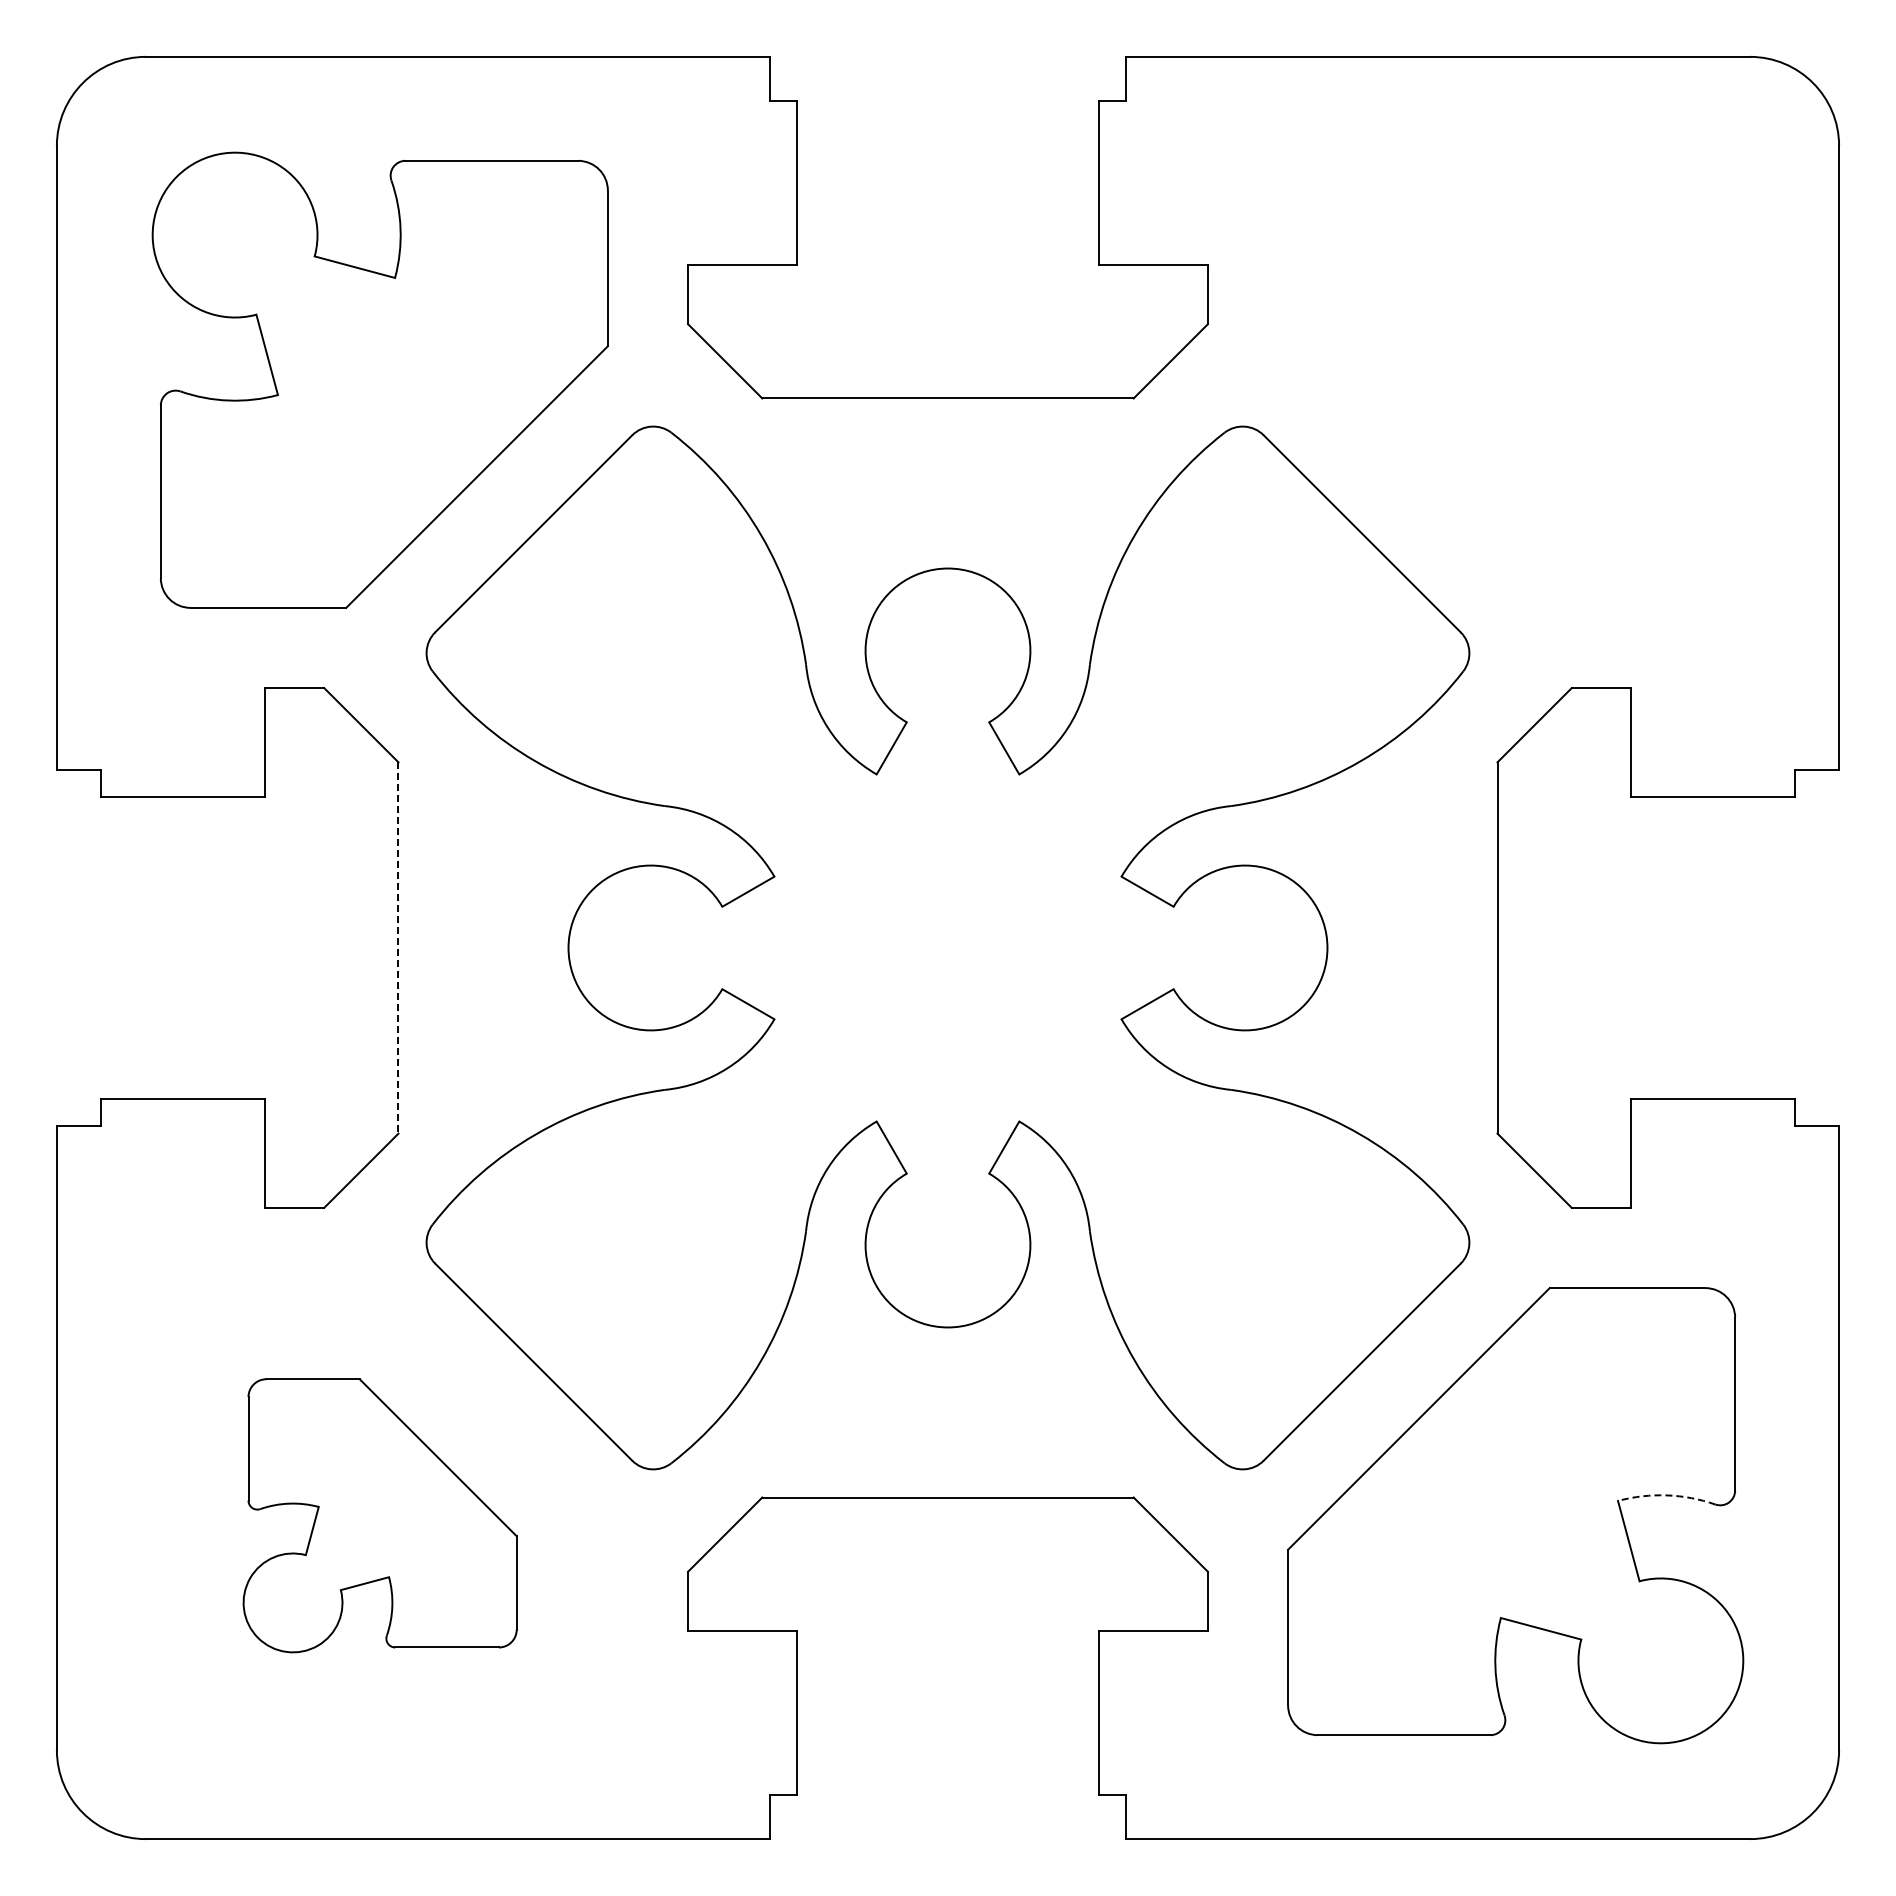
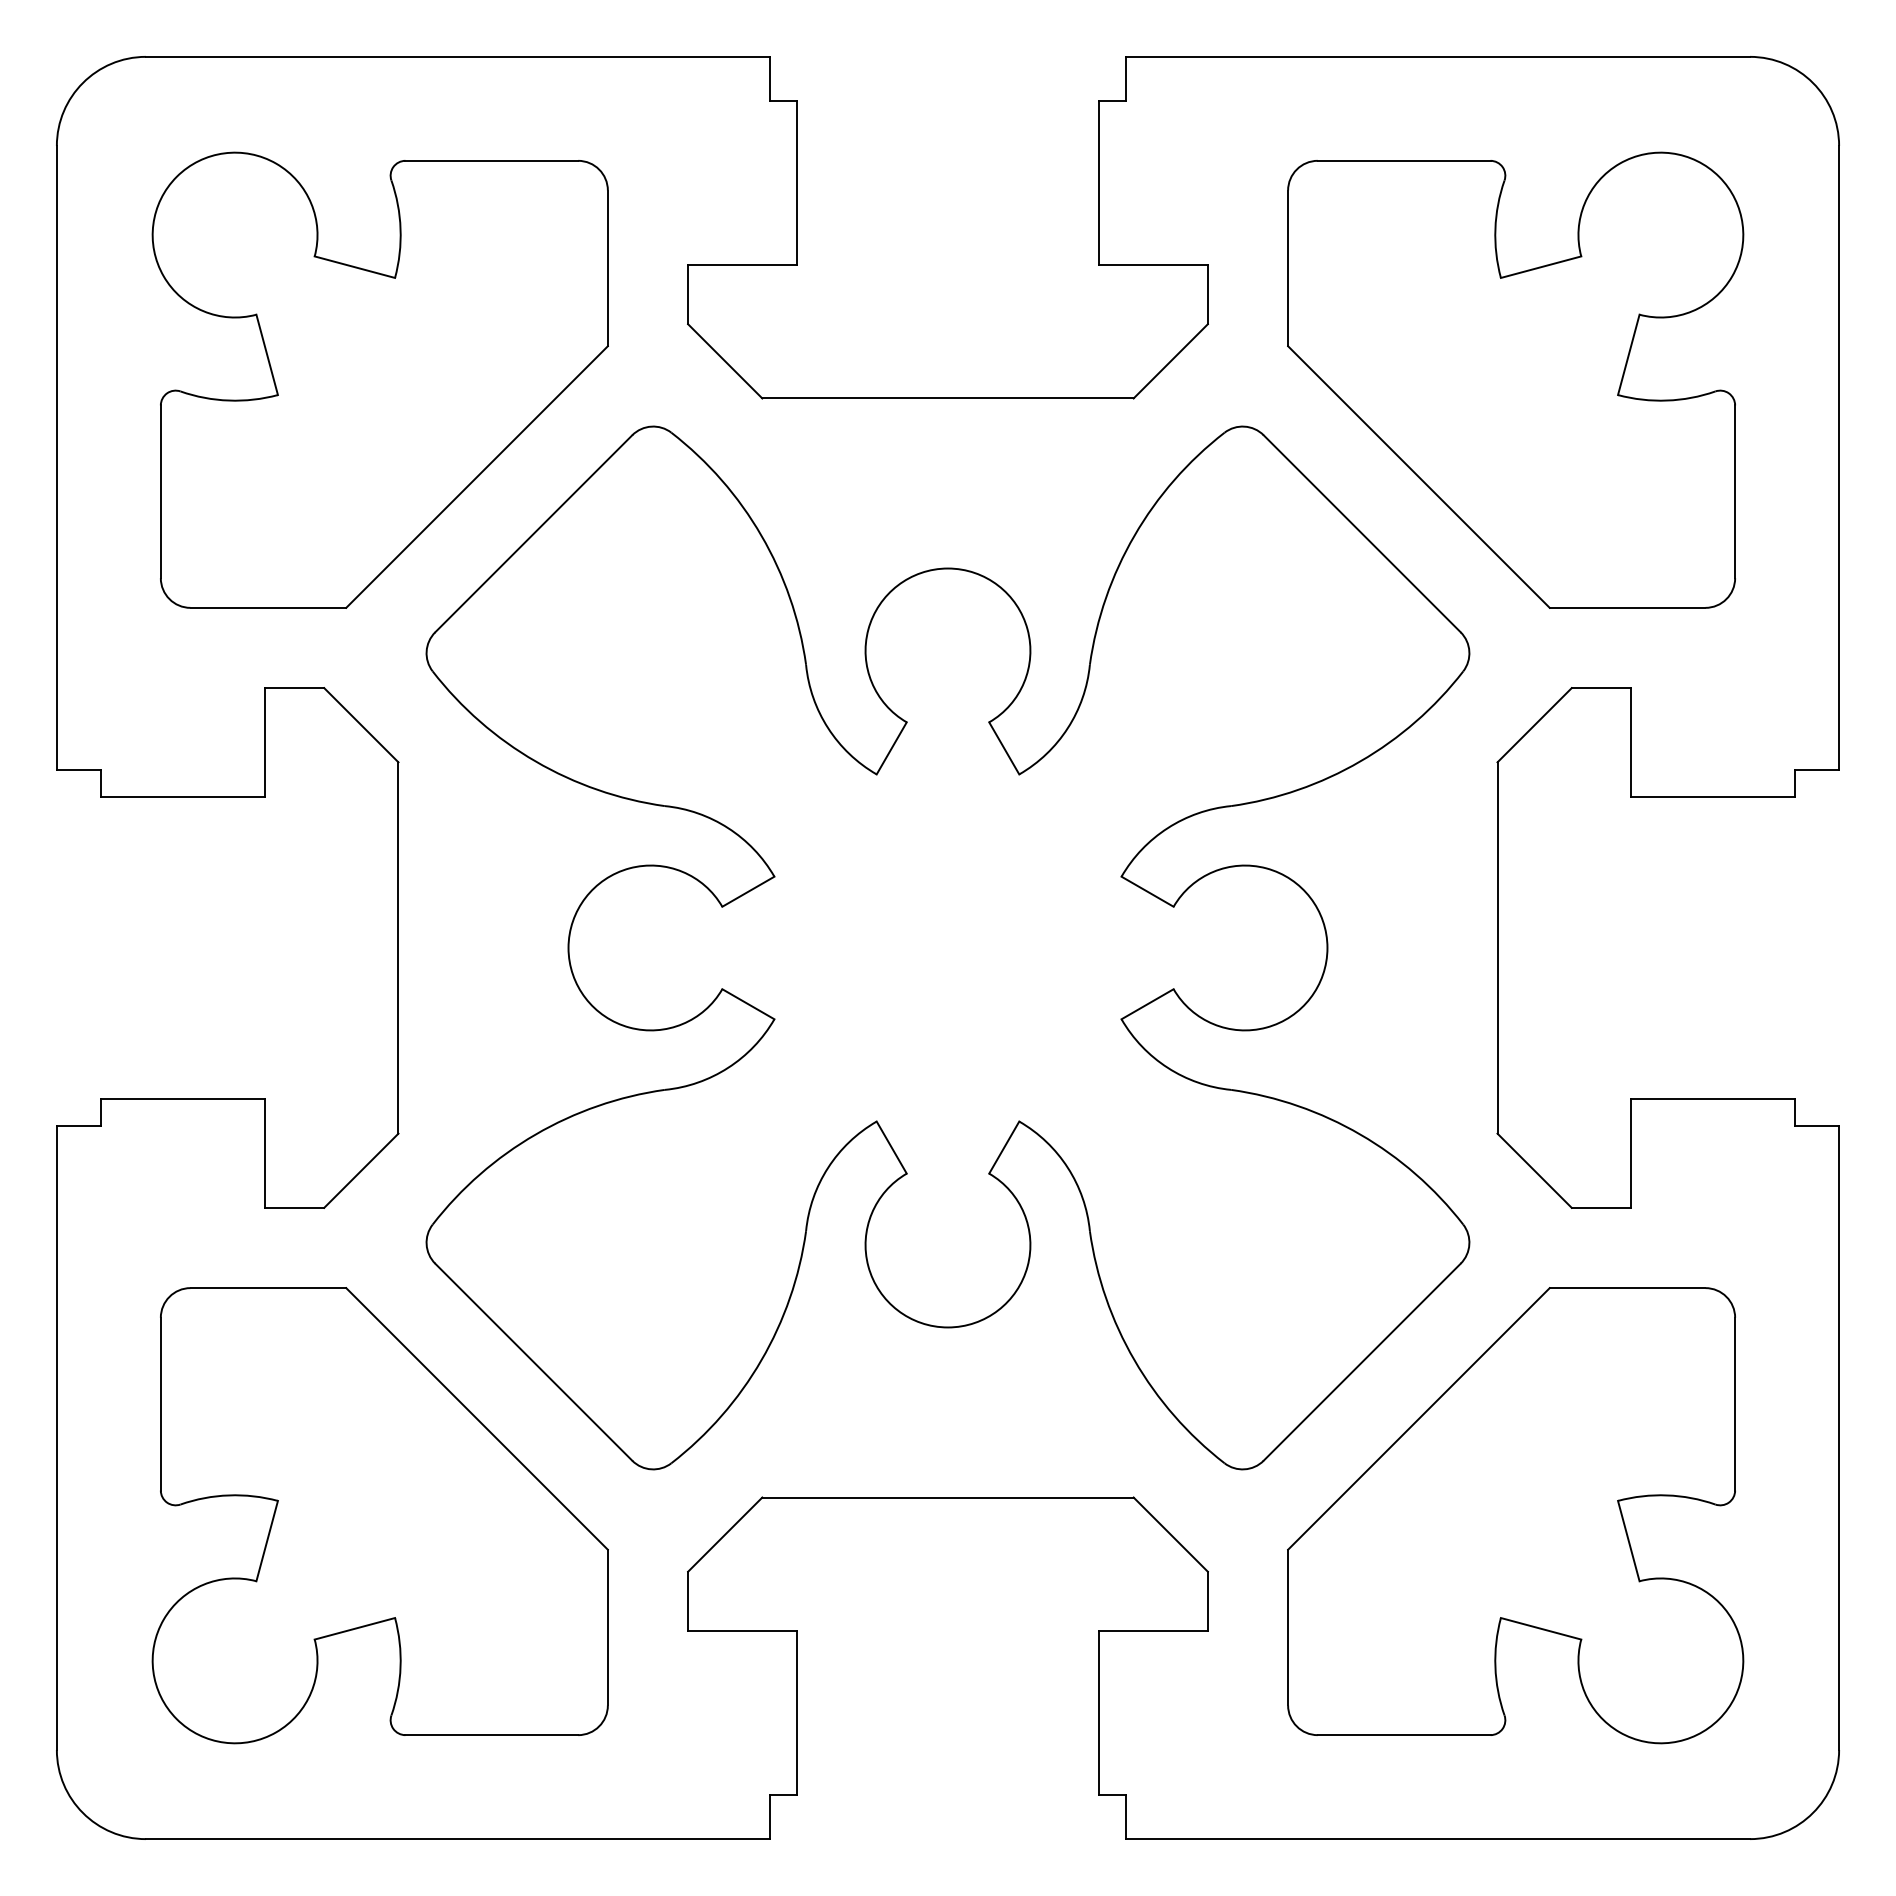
part: none -> present (1515, 379)
line: dashed -> solid (398, 948)
arc: dashed -> solid (1666, 1495)
part size: 276x276 px -> 458x458 px (379, 1515)
